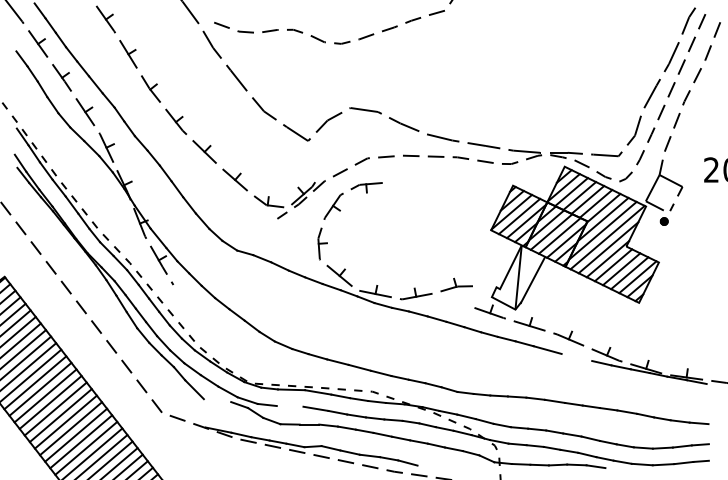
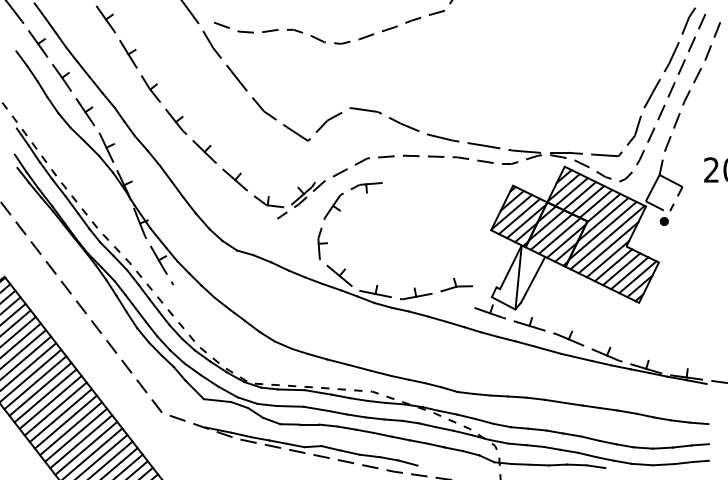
line: none -> present (576, 357)
line: none -> present (217, 400)
line: none -> present (289, 406)
